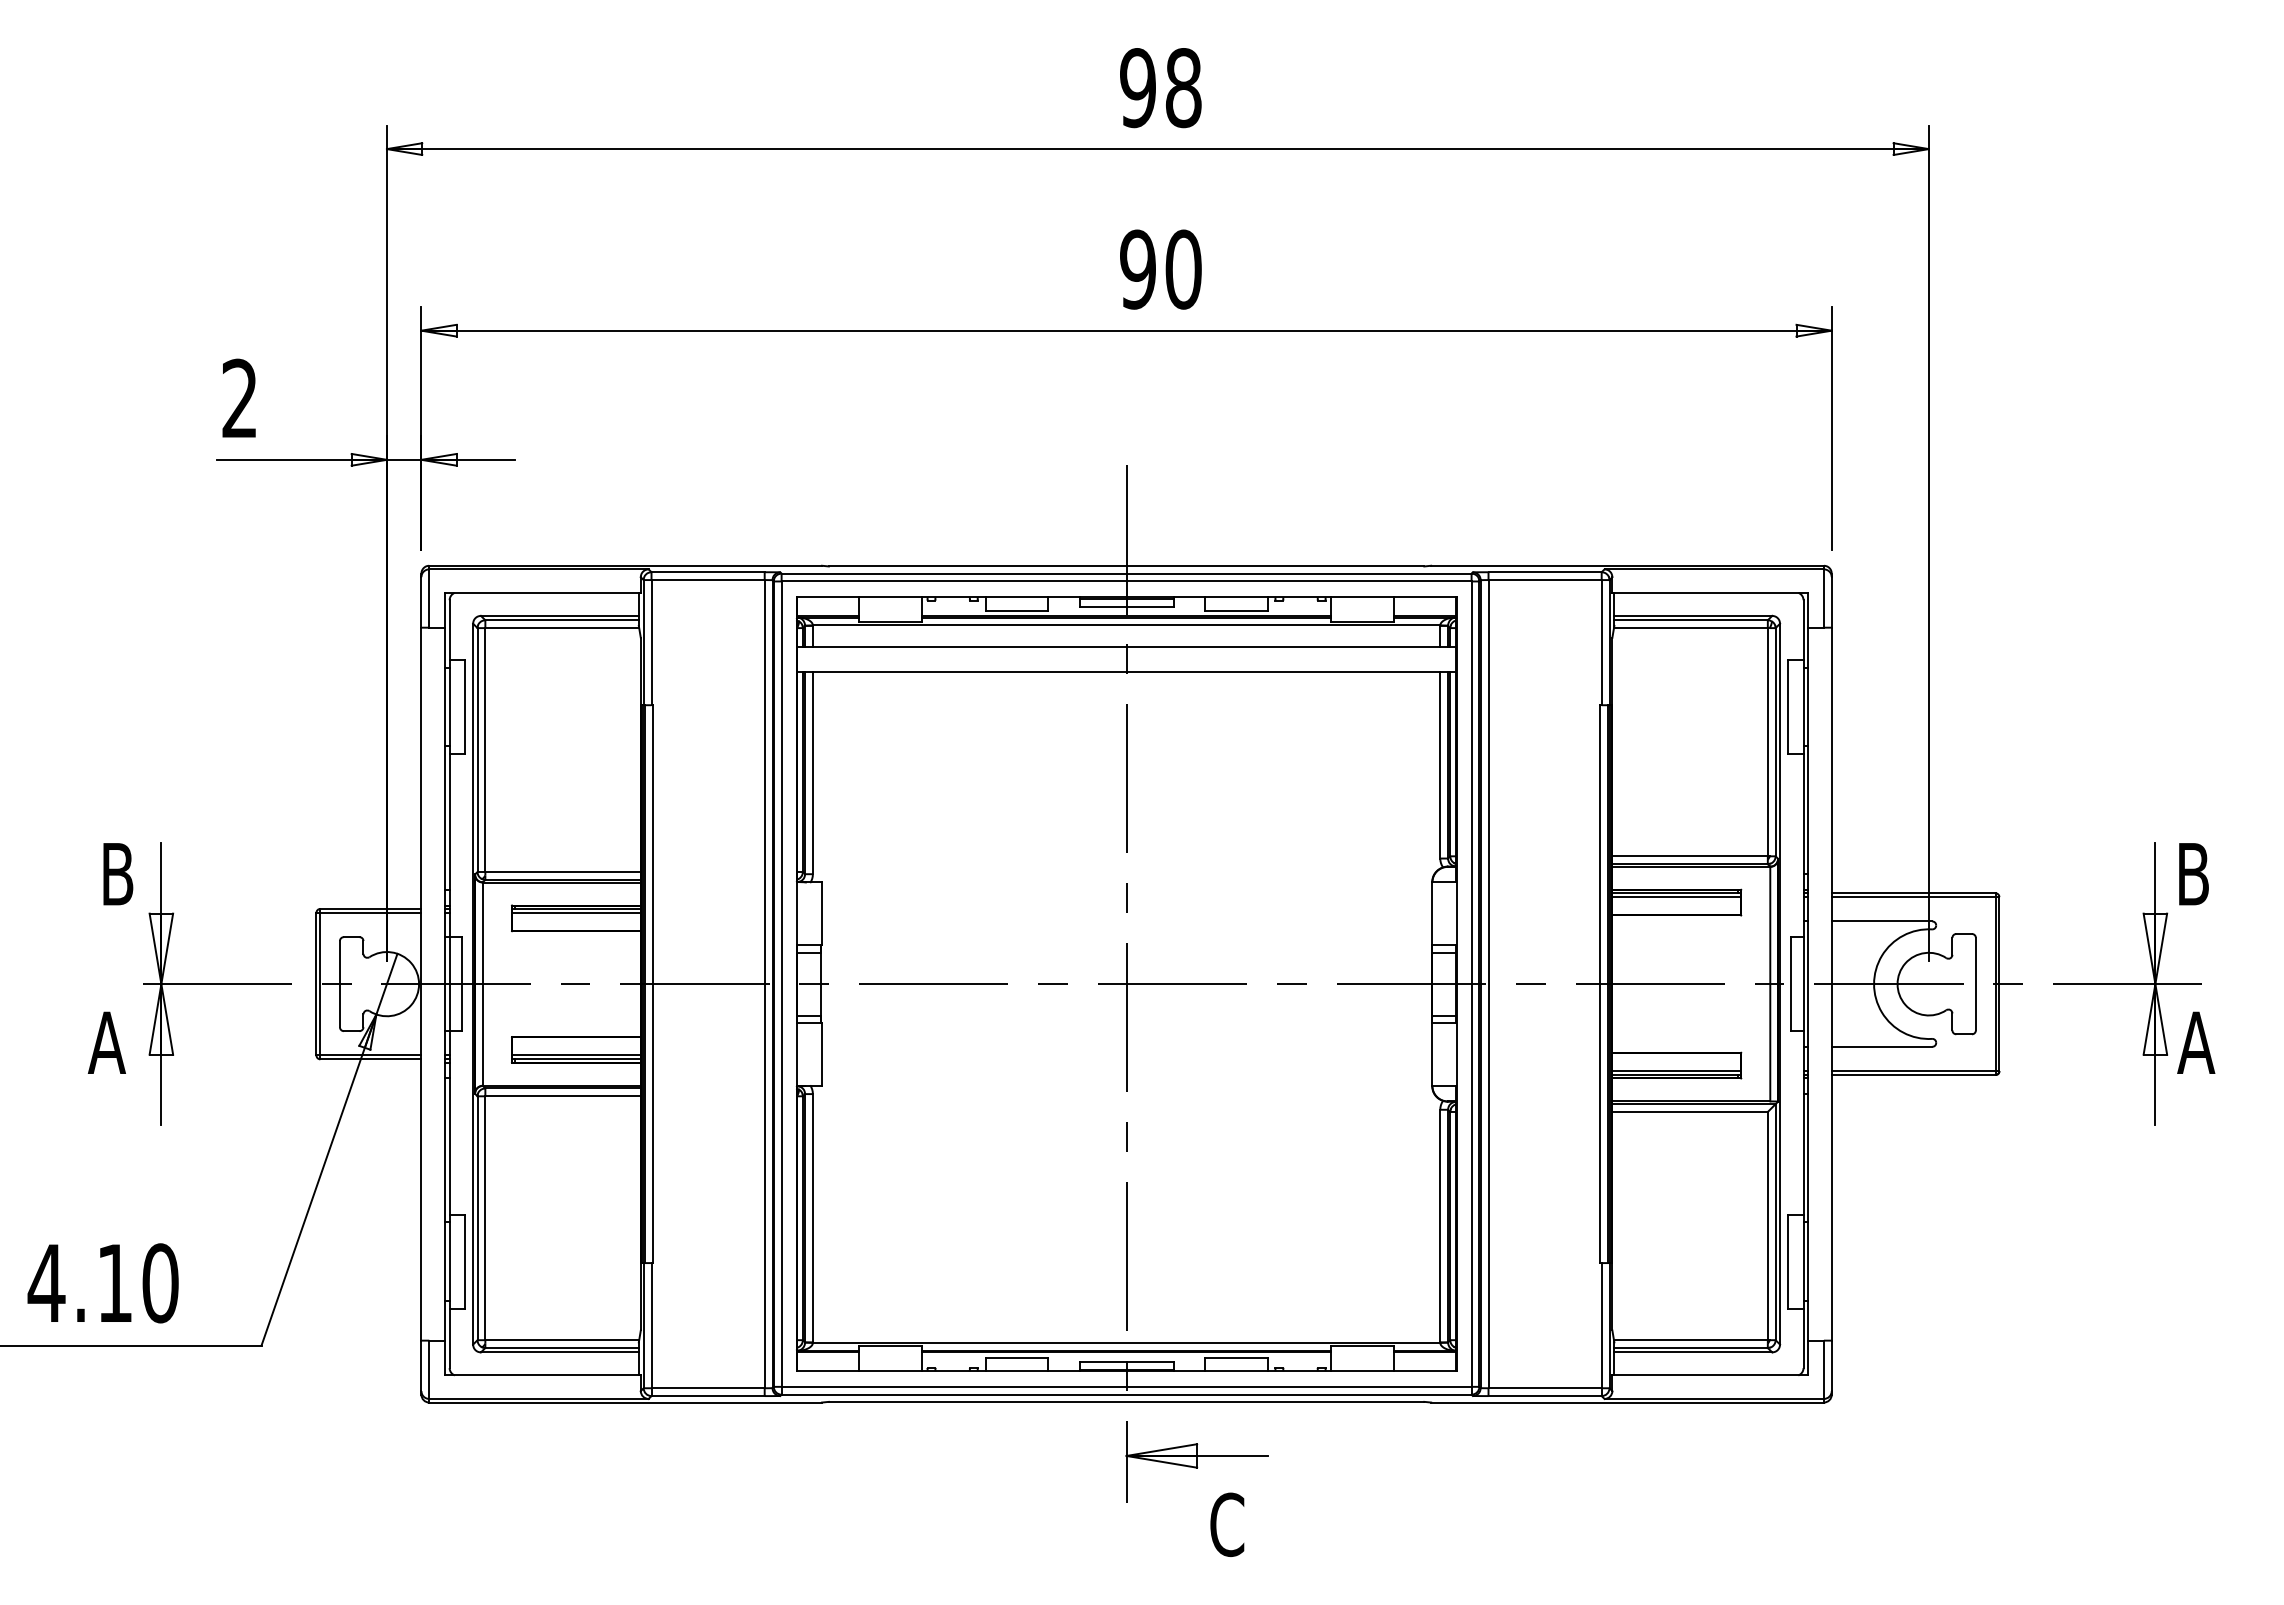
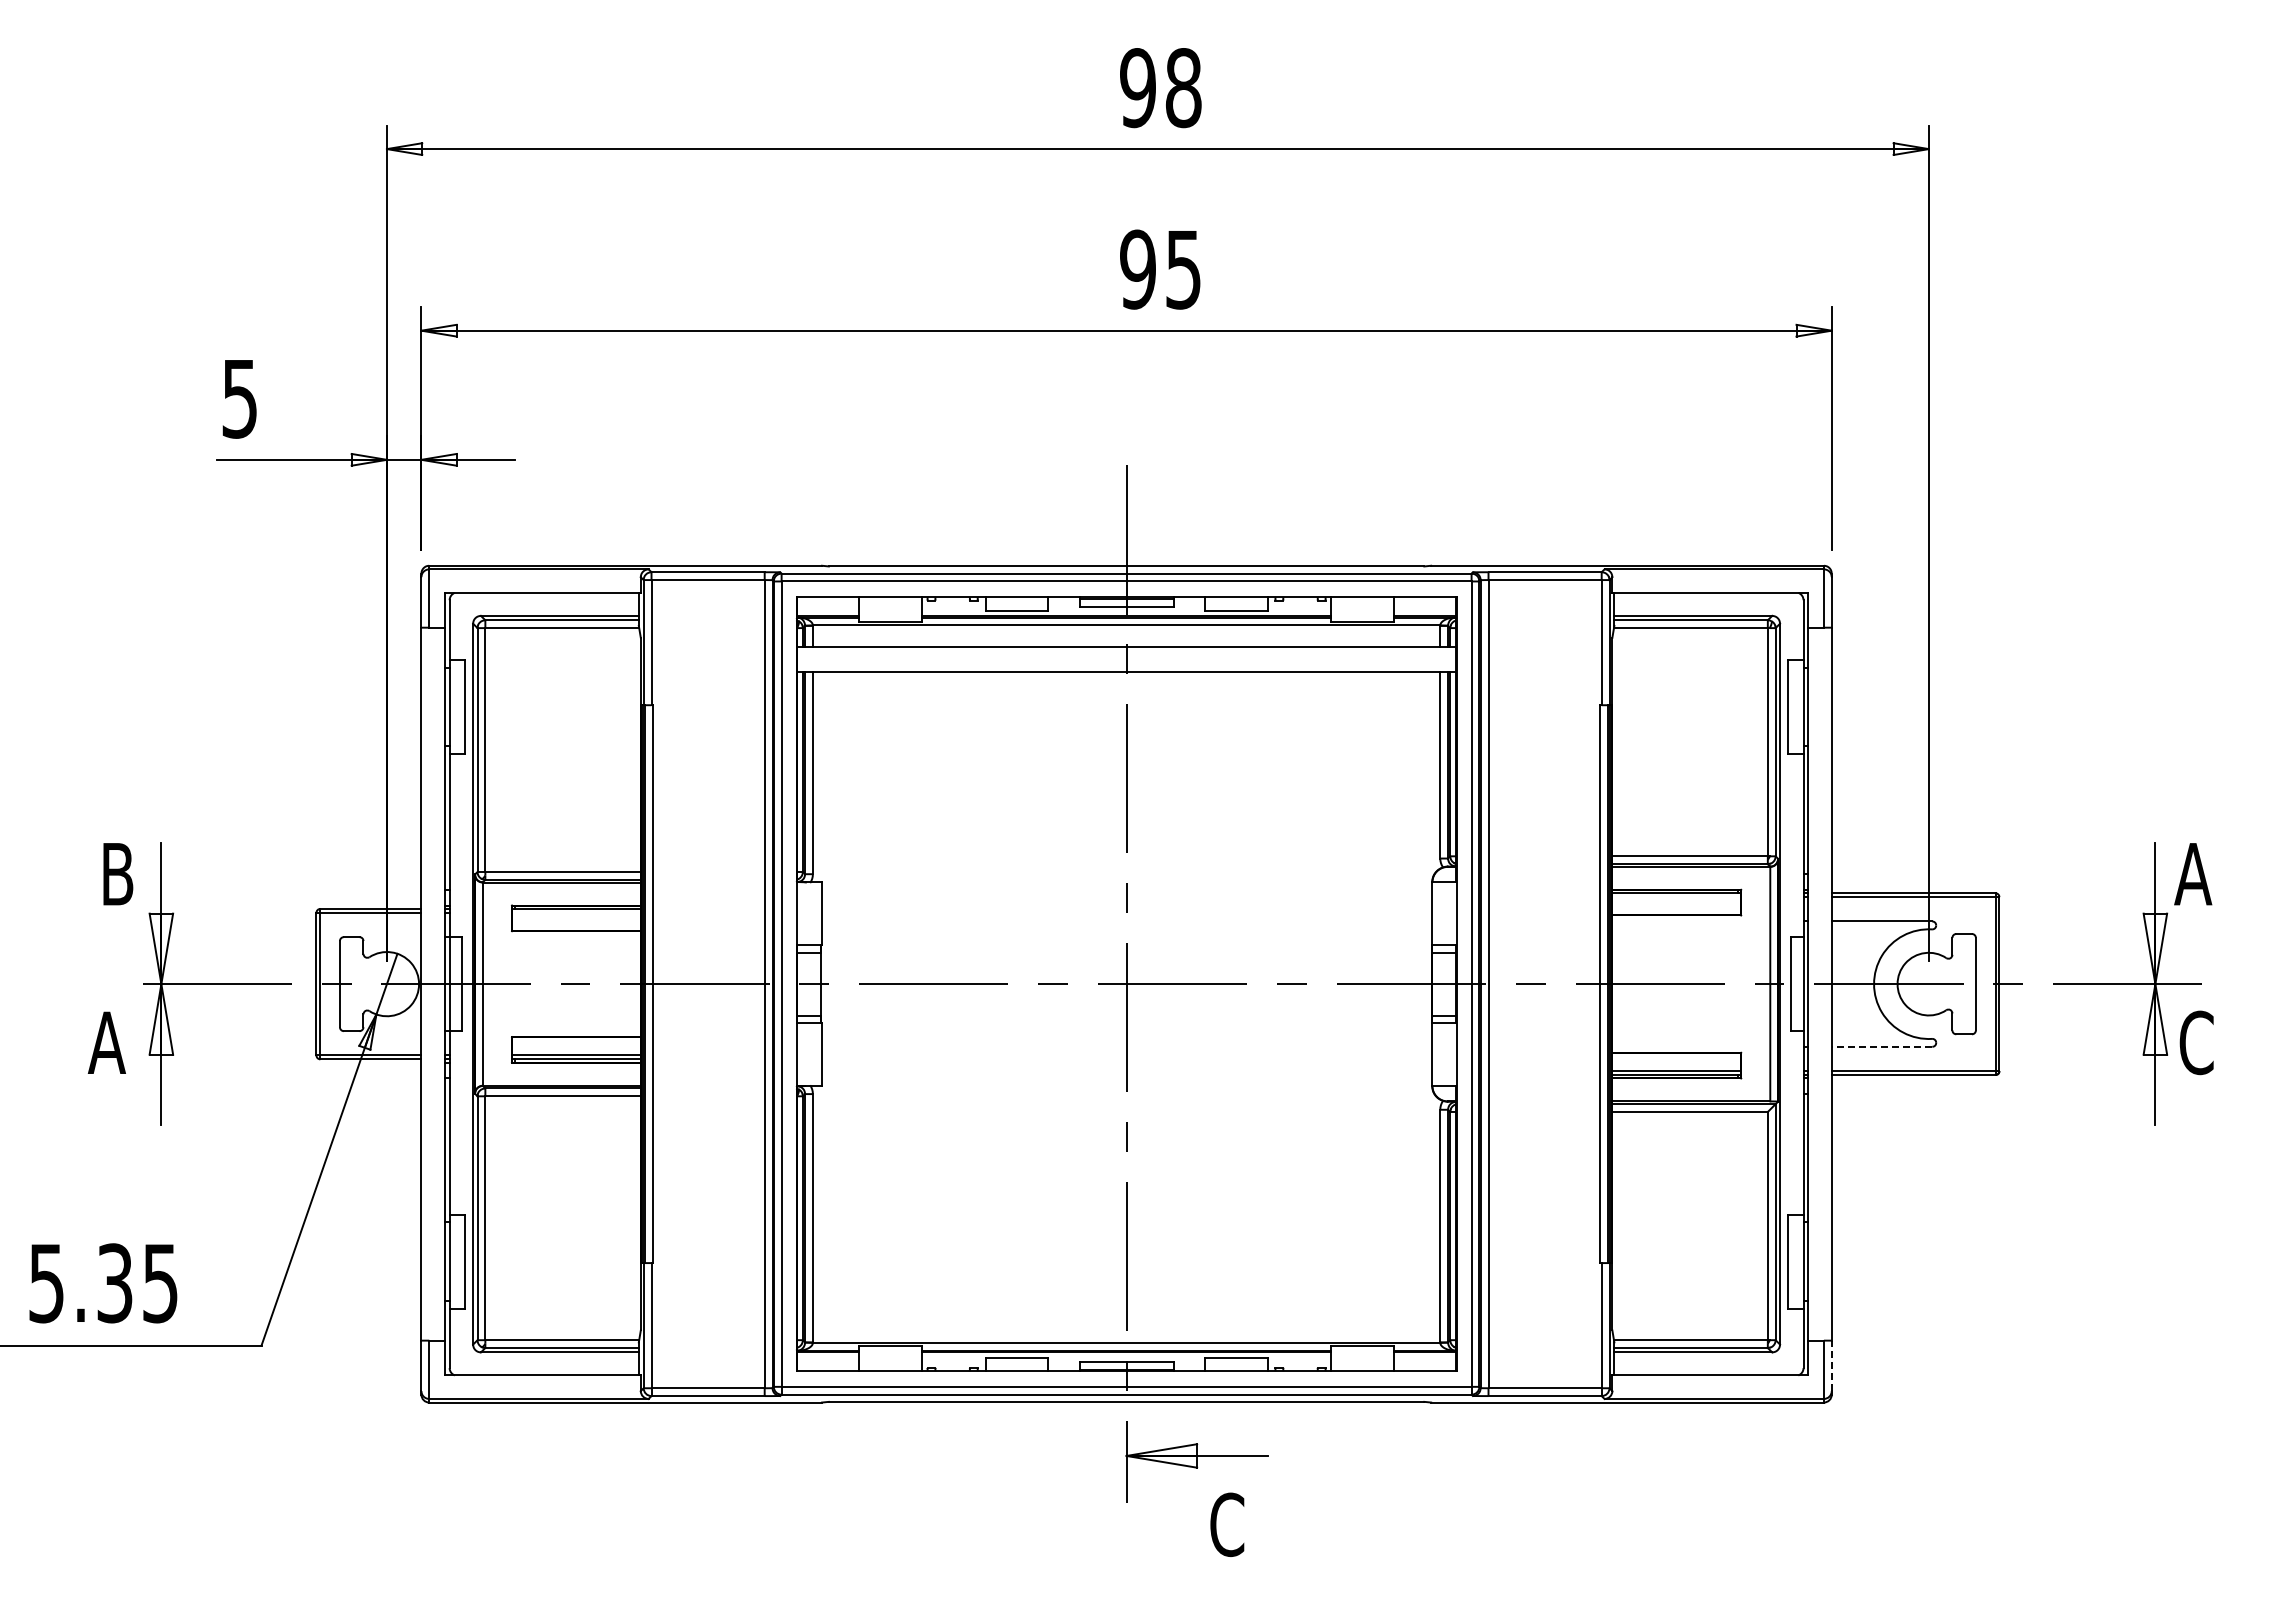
text: 90 -> 95 (1183, 269)
text: 2 -> 5 (239, 398)
text: B -> A (2193, 874)
line: present -> none (1676, 897)
line: present -> none (576, 912)
text: A -> C (2196, 1042)
line: solid -> dashed (1881, 1046)
text: 4.10 -> 5.35 (102, 1283)
line: solid -> dashed (1831, 1365)
